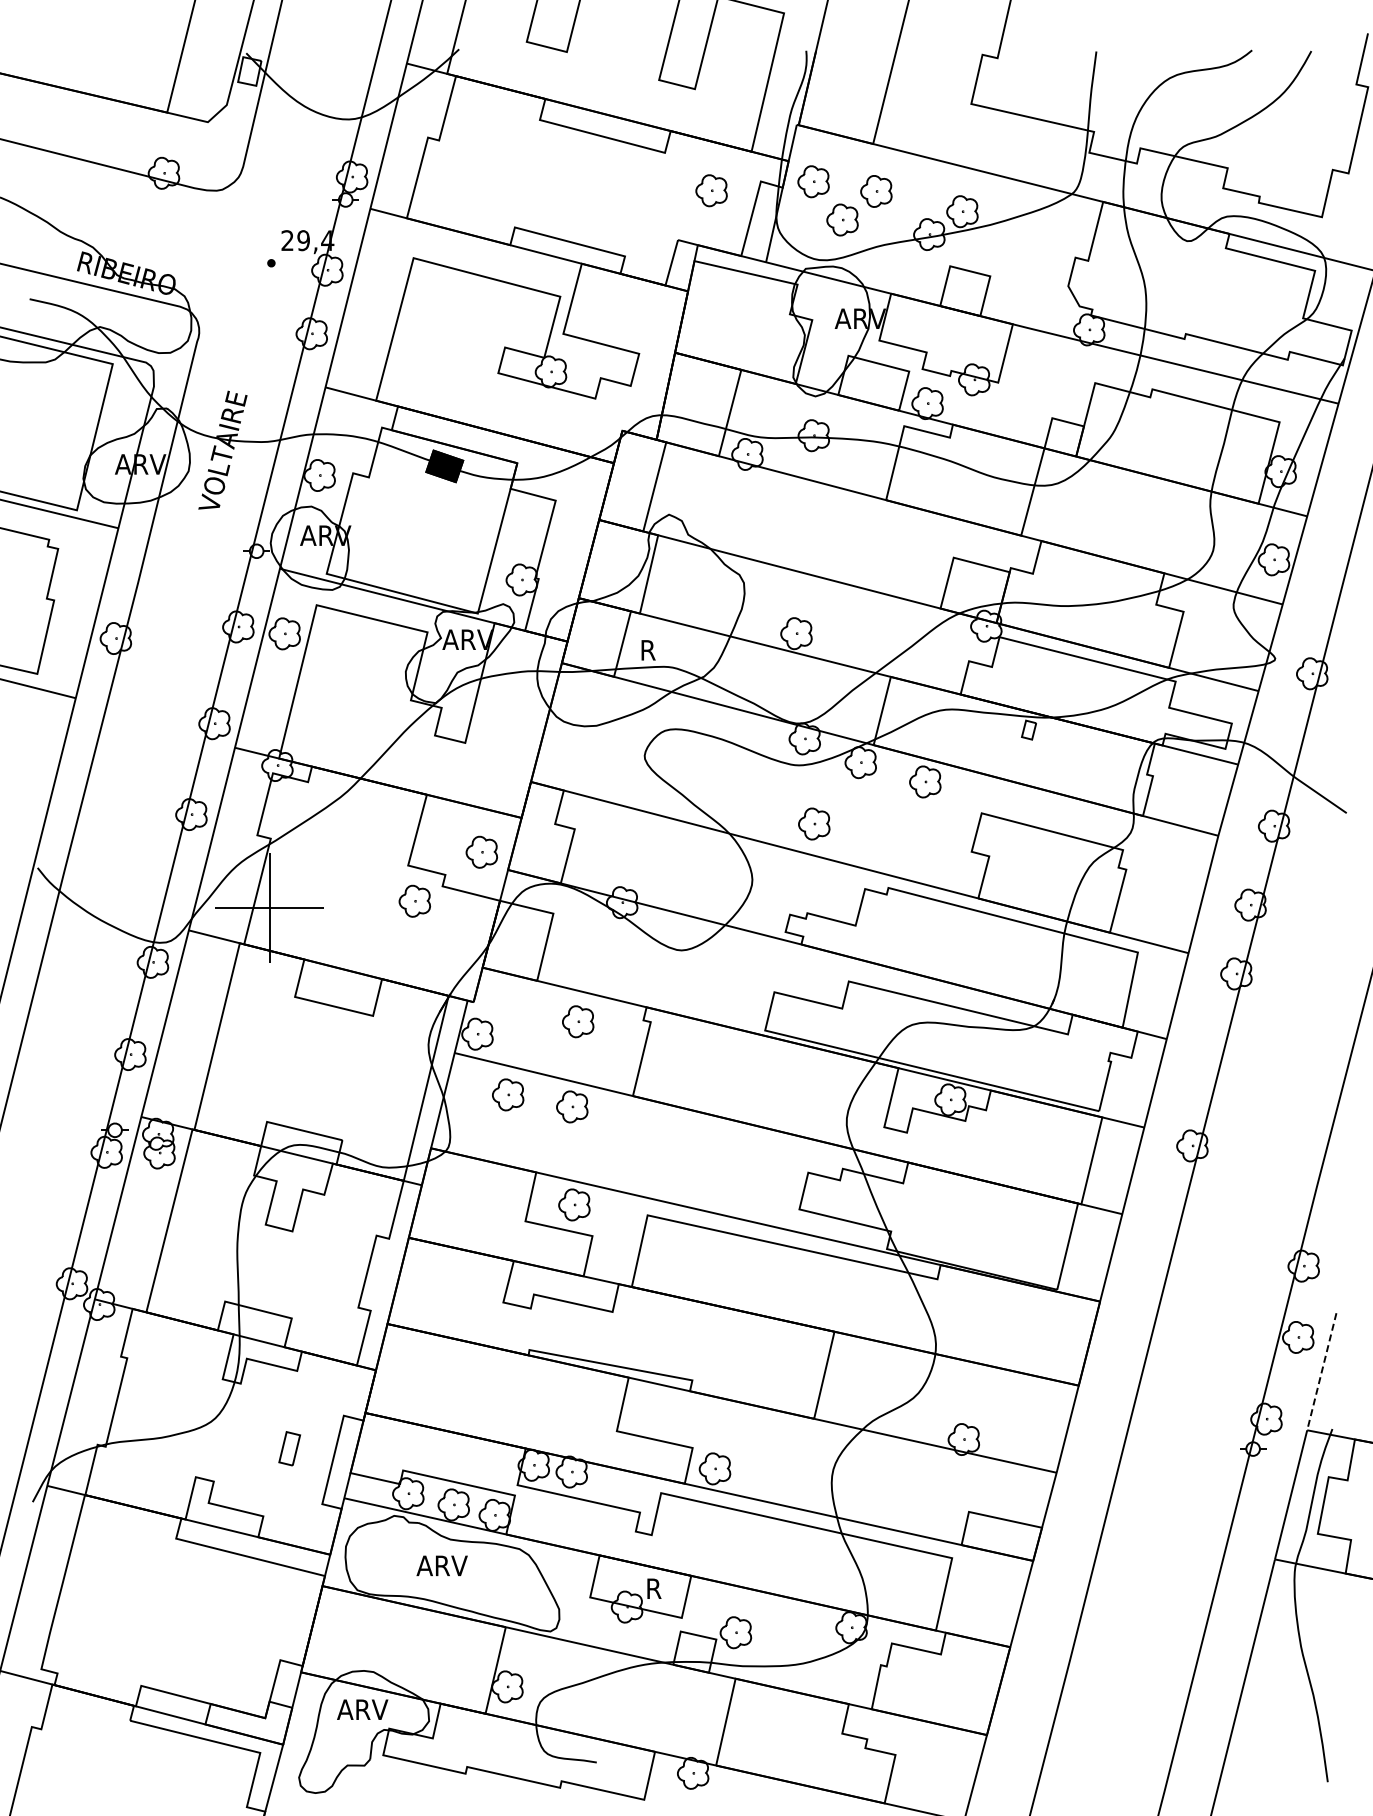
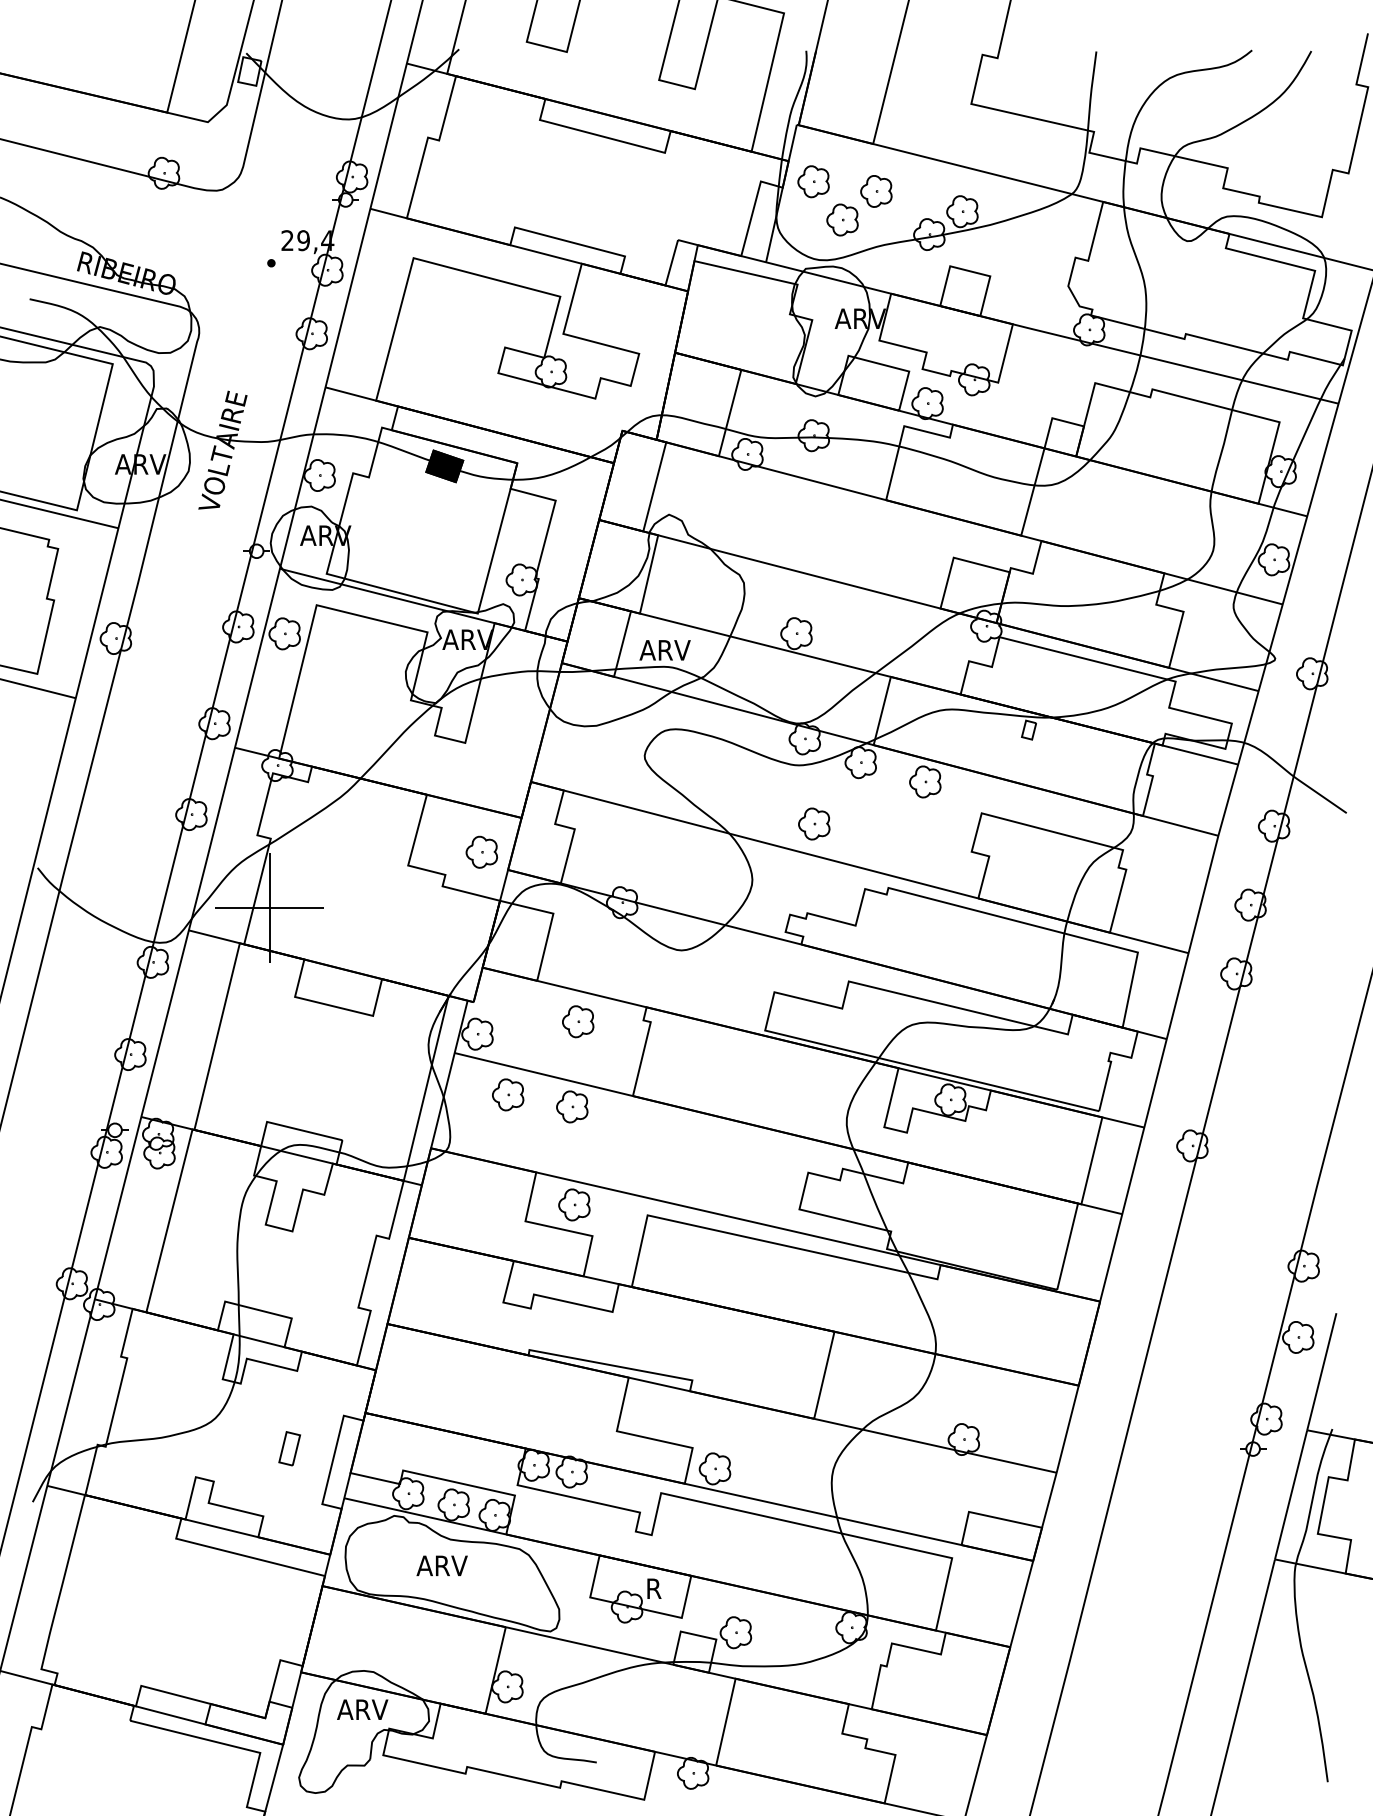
part: present -> none (711, 190)
text: R -> ARV (664, 650)
part: present -> none (414, 900)
line: dashed -> solid (1321, 1372)
